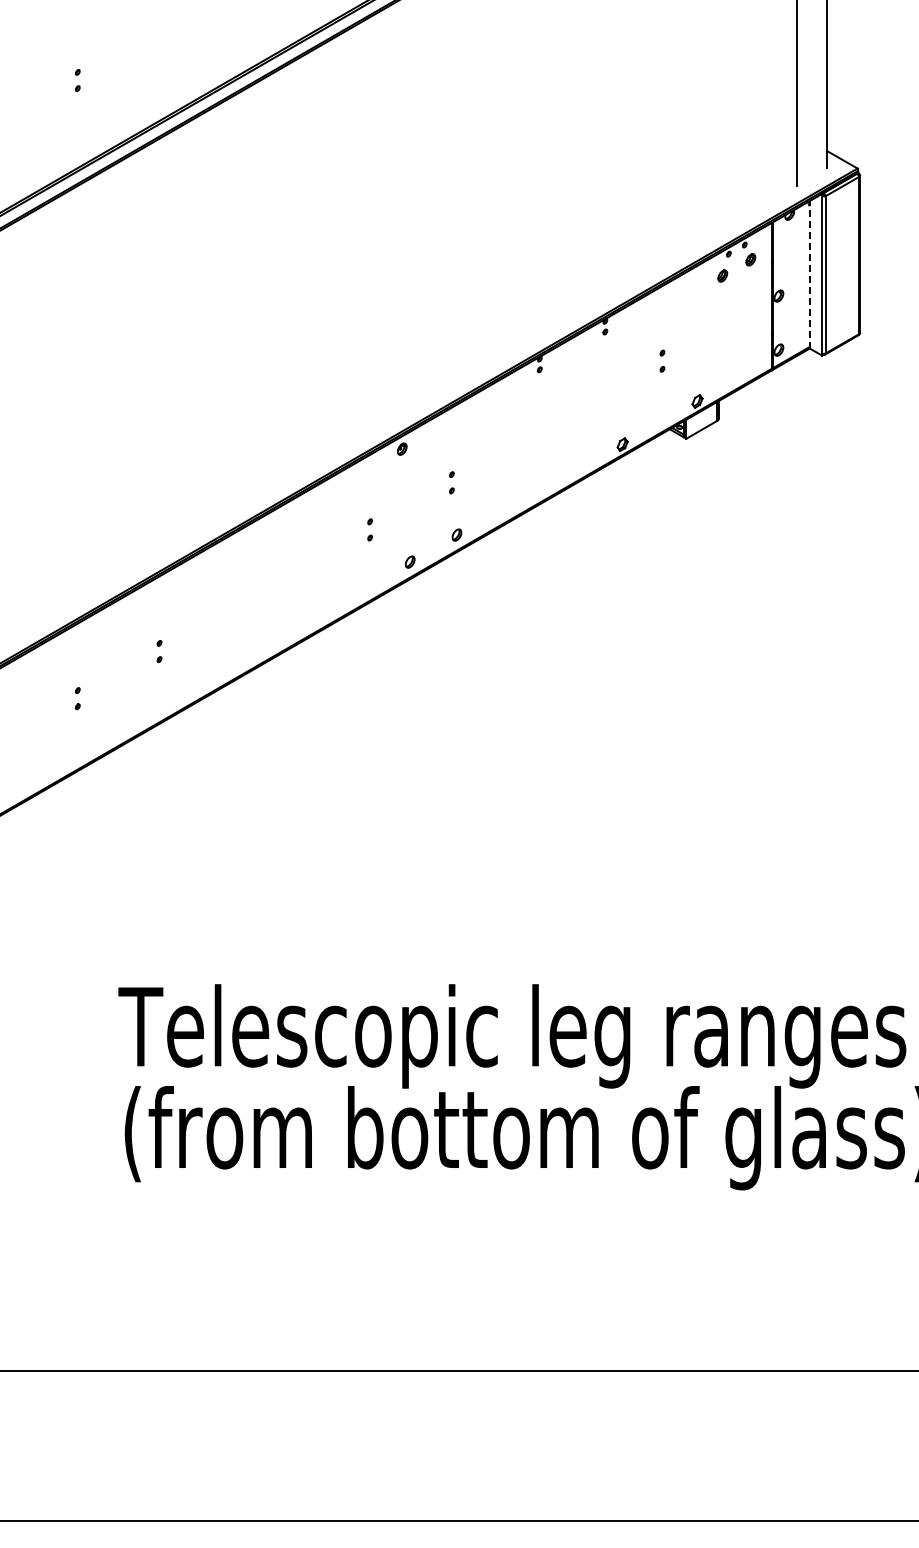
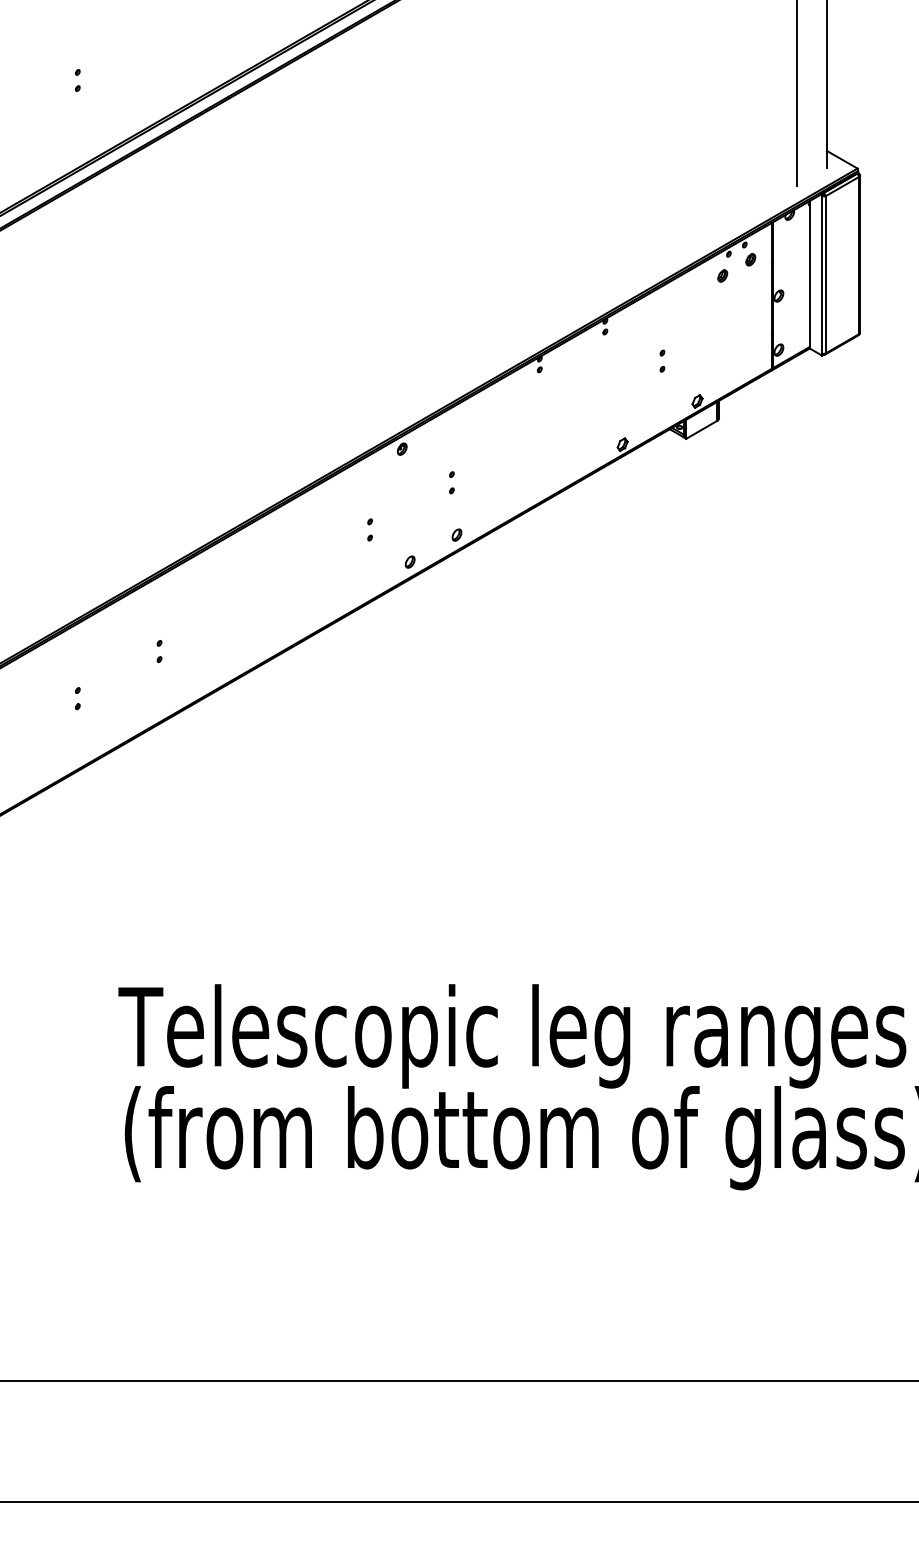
line: dashed -> solid (809, 274)
line position: (458, 1370) -> (458, 1380) (458, 1380)
line position: (458, 1520) -> (458, 1501) (458, 1501)
